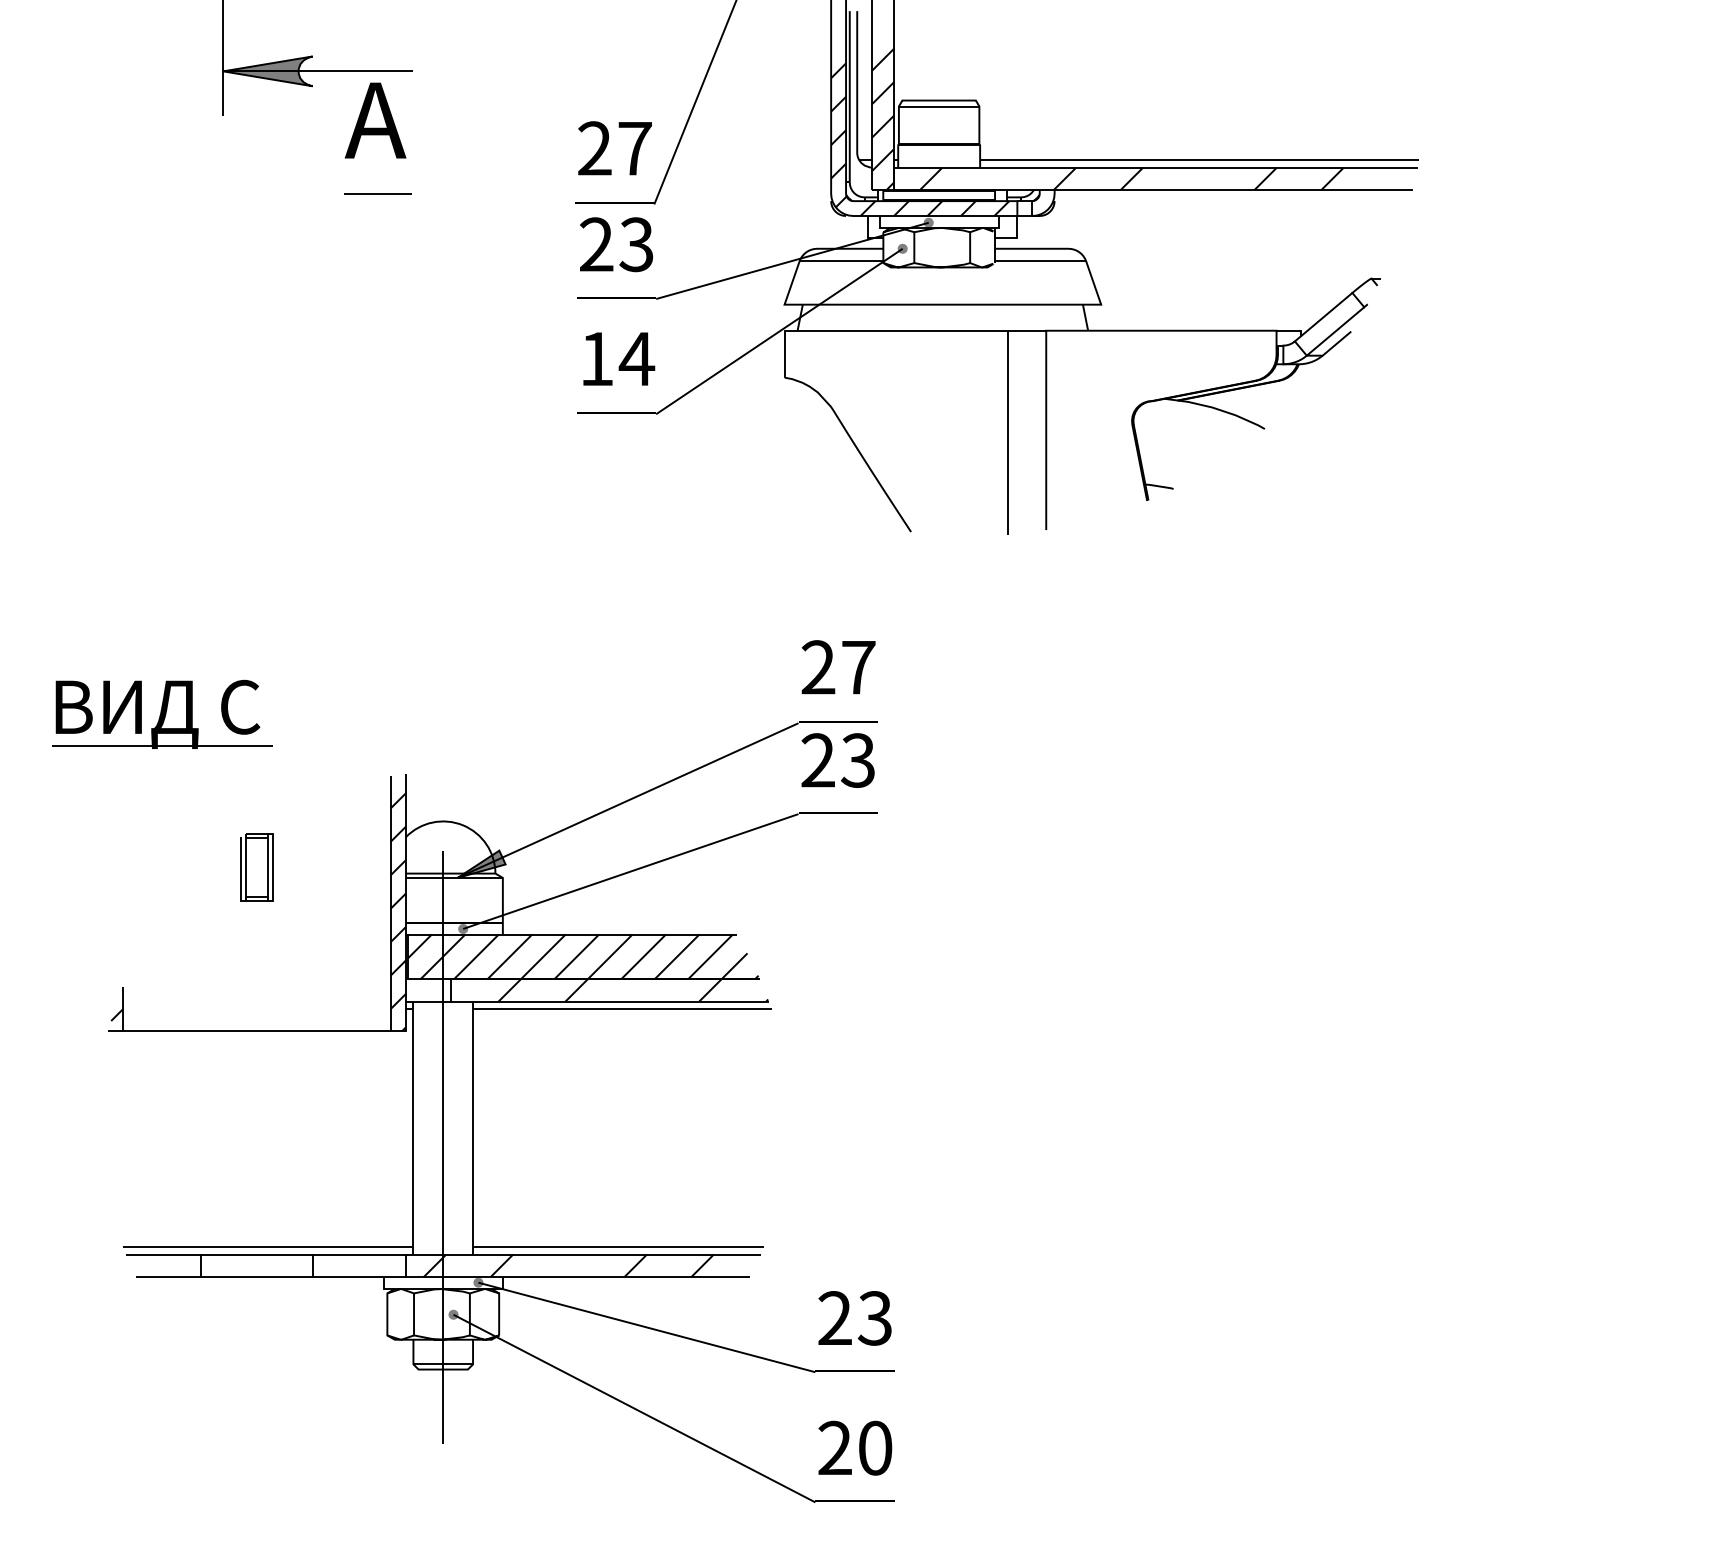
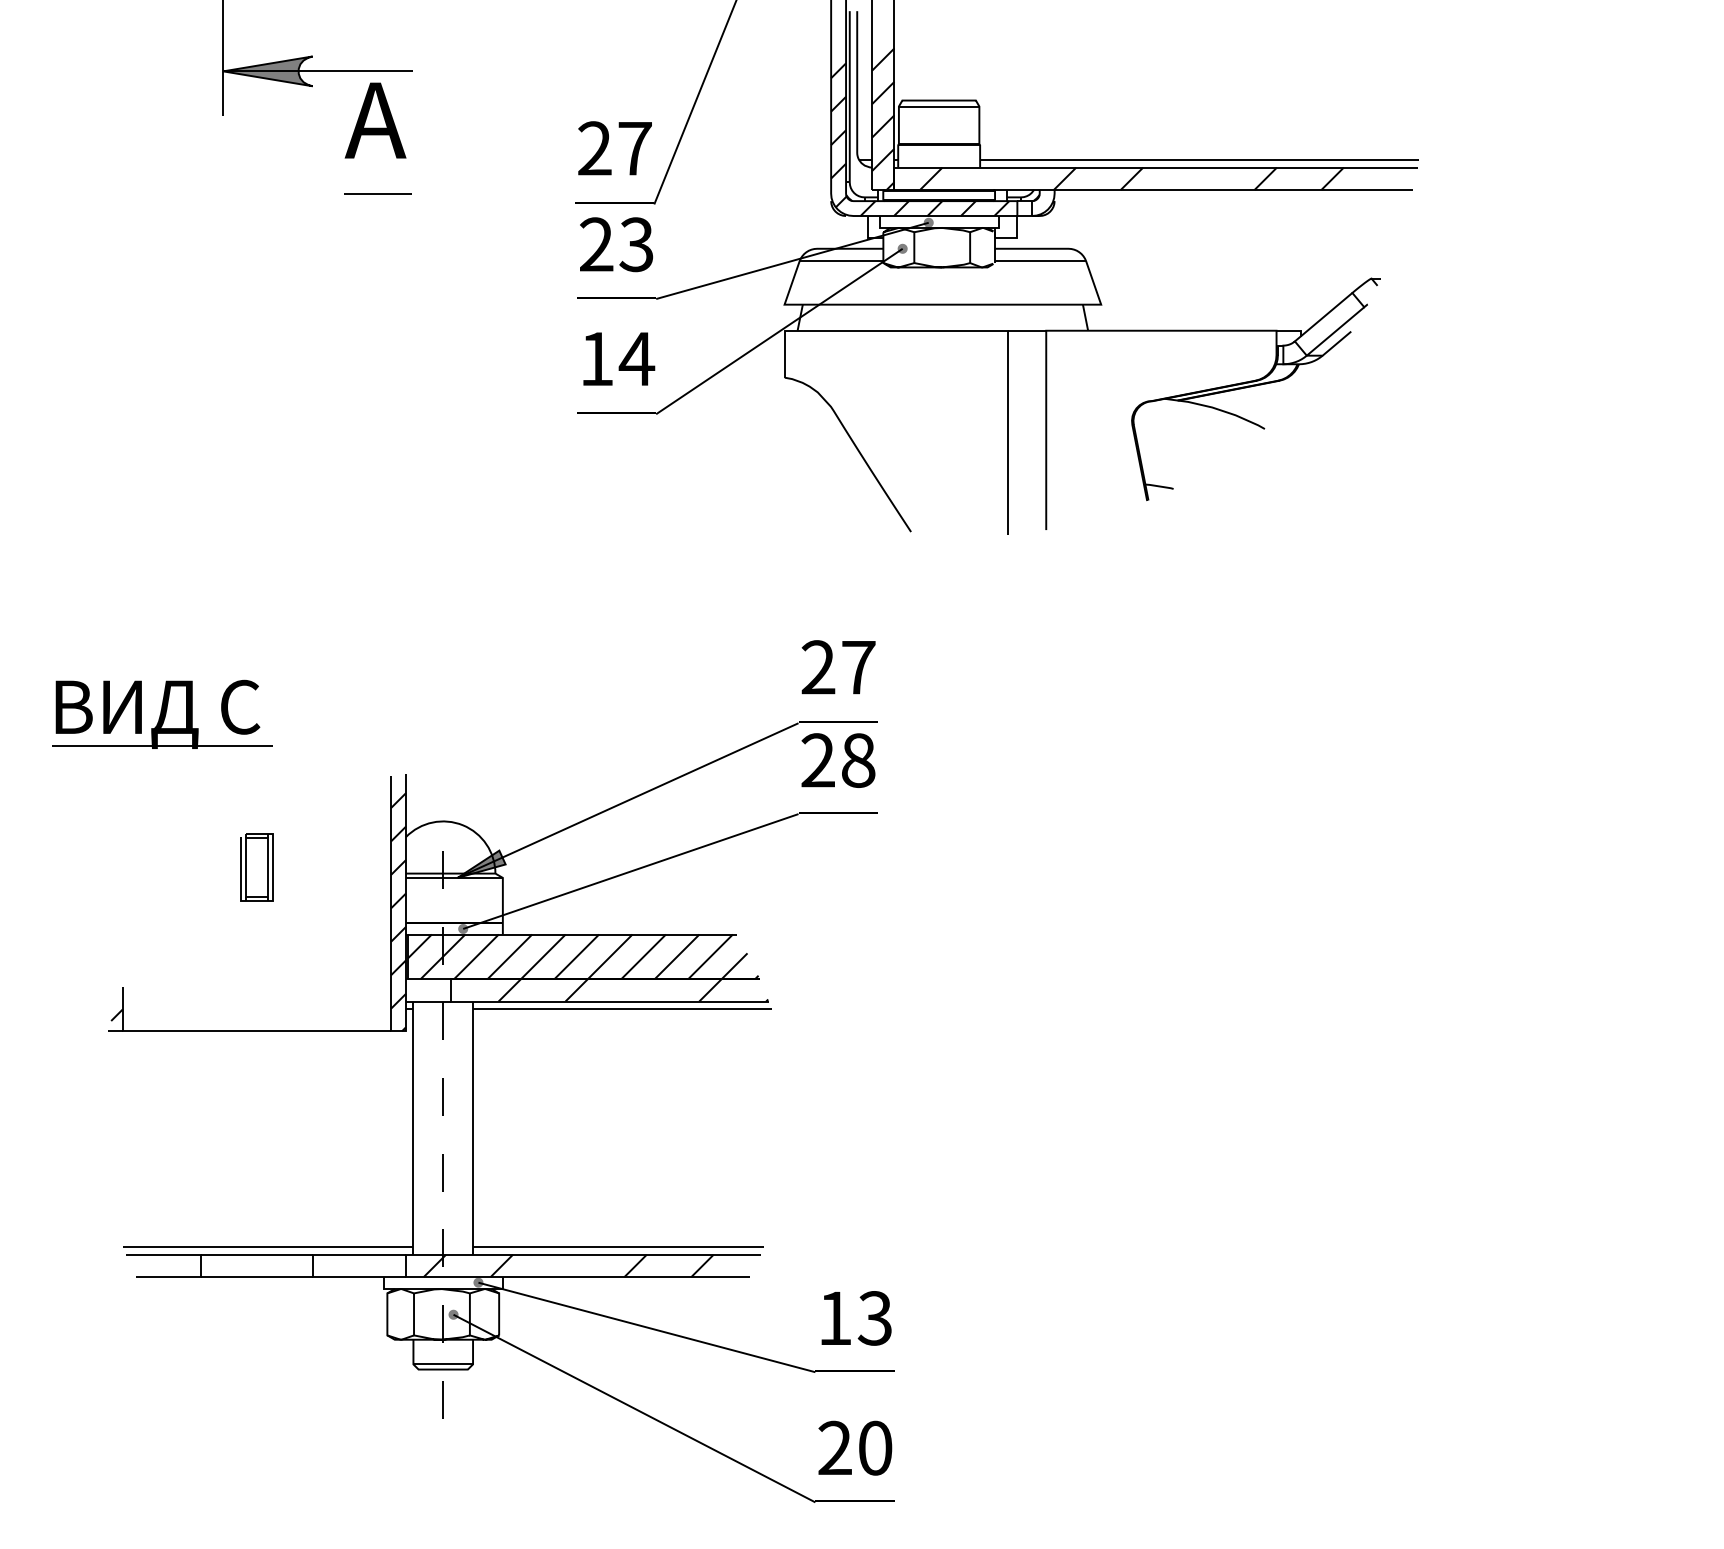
text: 23 -> 28 (858, 760)
line: solid -> dashed (443, 1148)
text: 23 -> 13 (834, 1317)
